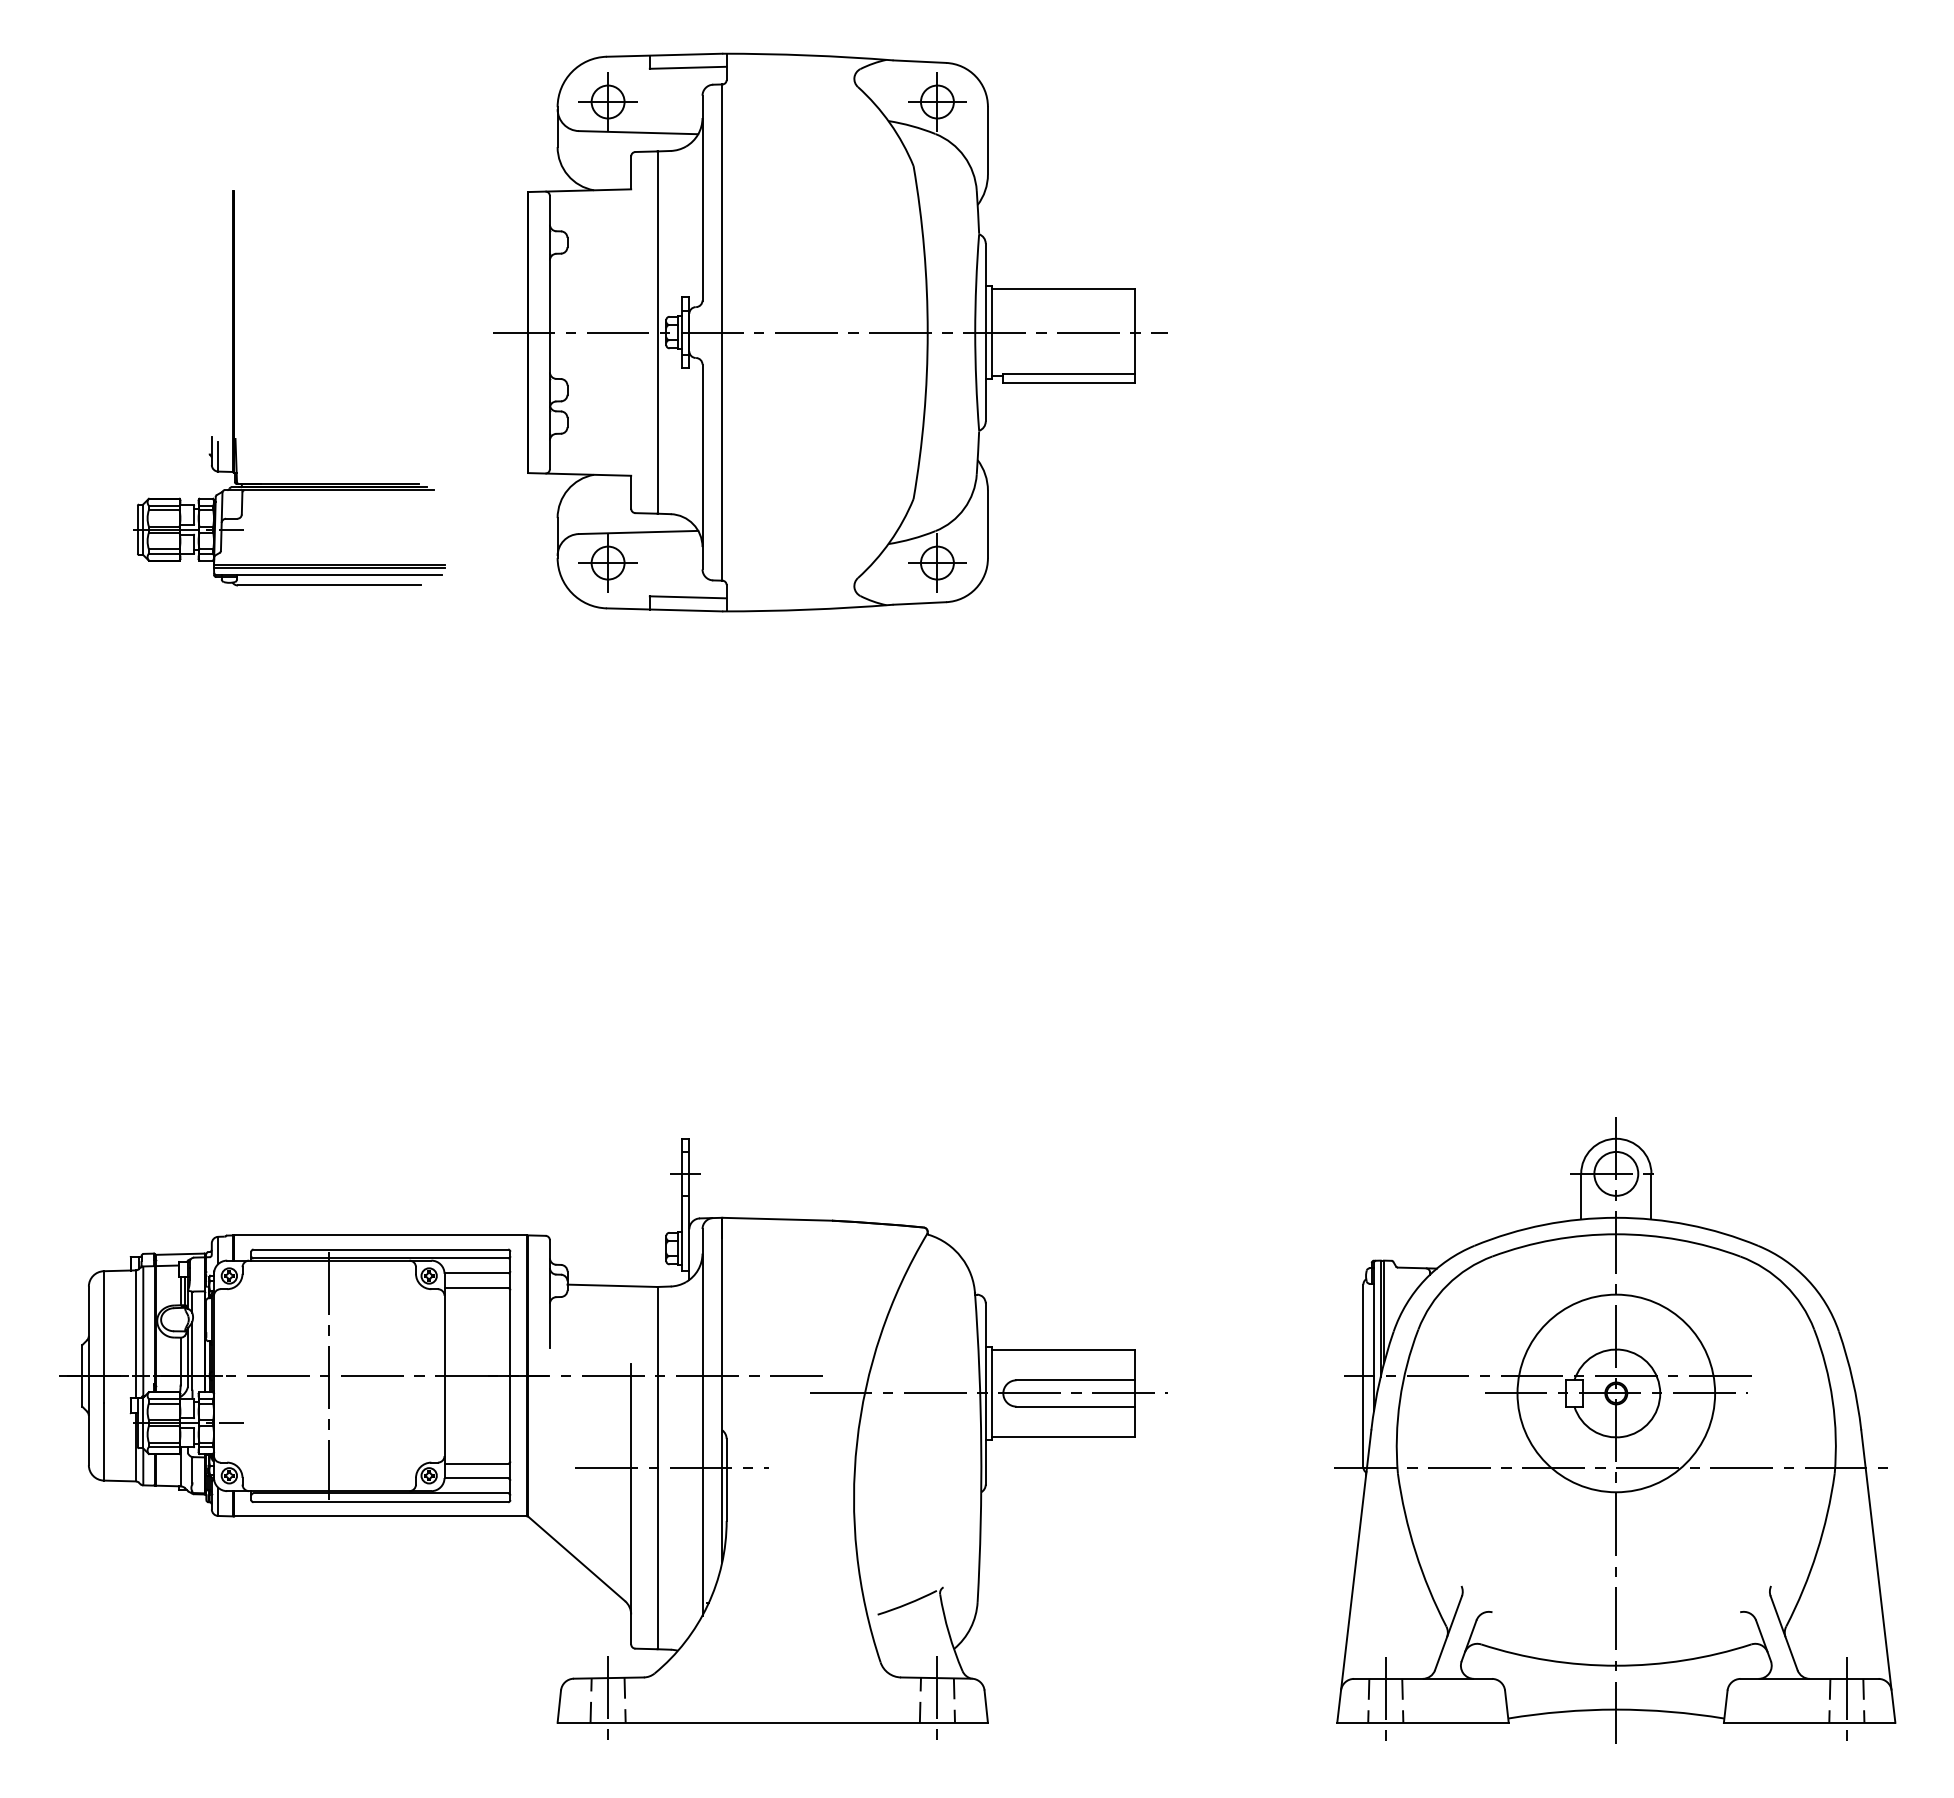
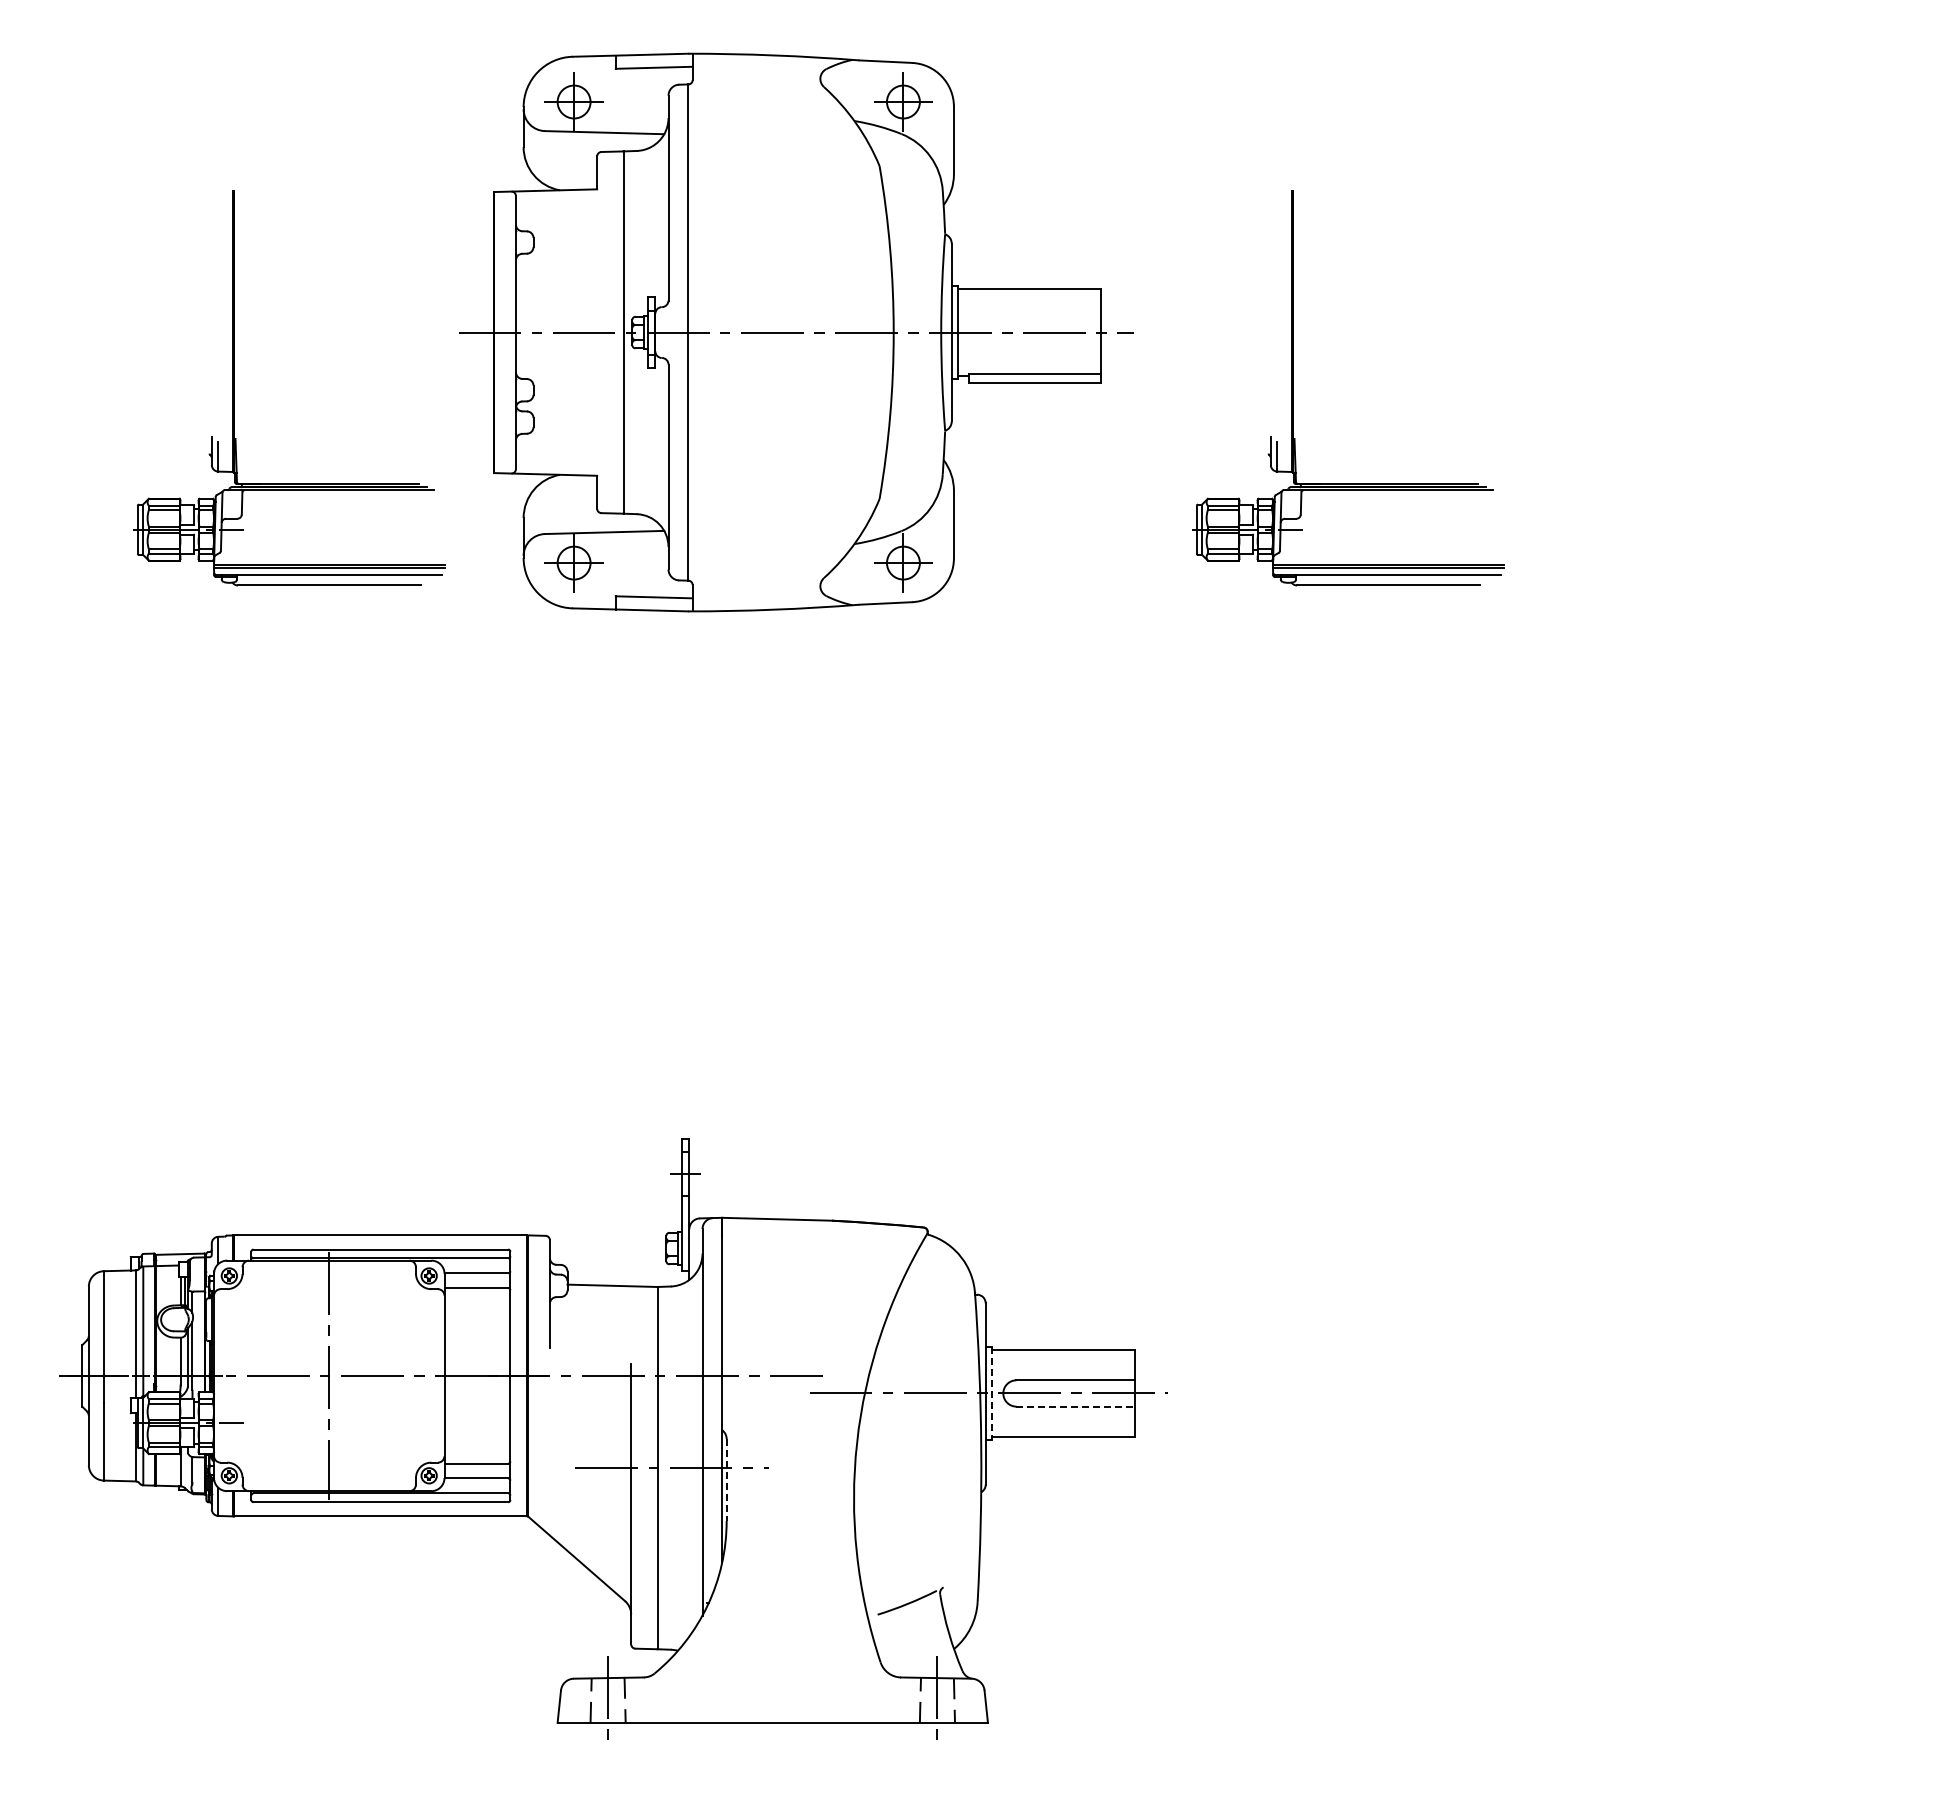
part position: (830, 332) -> (796, 332) (796, 332)
part: none -> present (1293, 388)
line: solid -> dashed (992, 1393)
line: solid -> dashed (1076, 1406)
part: present -> none (1615, 1430)
line: solid -> dashed (726, 1480)
